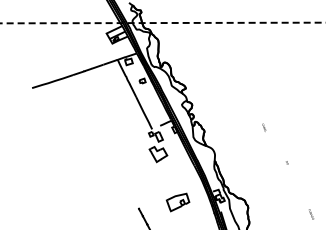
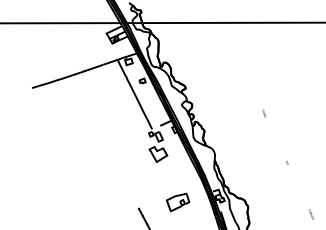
line: dashed -> solid (162, 23)
text position: (264, 127) -> (264, 113) (264, 113)
